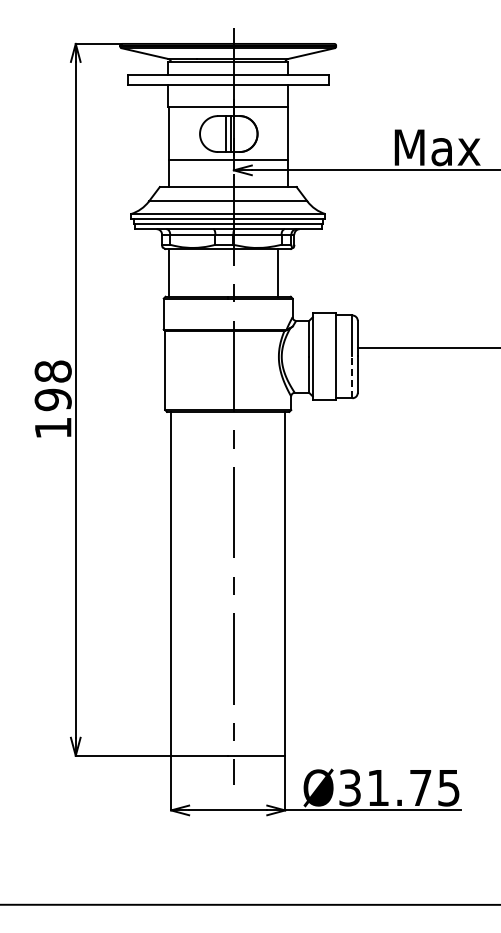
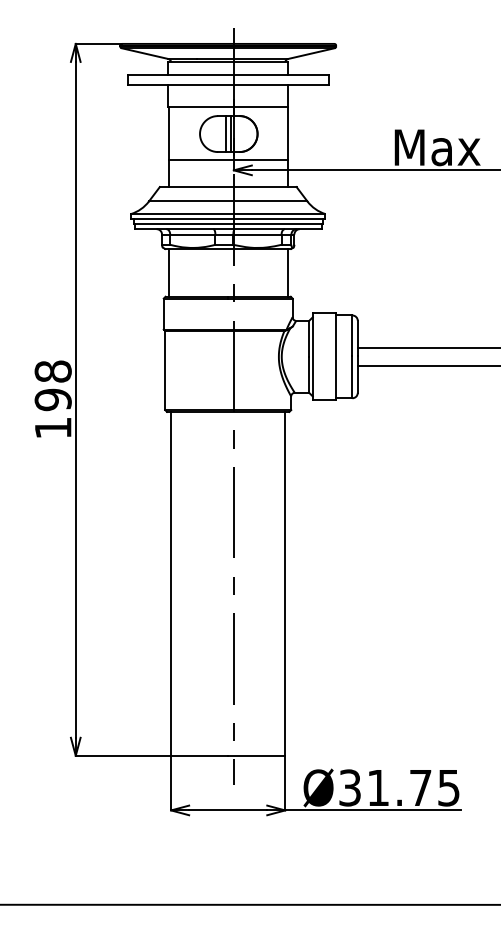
line position: (277, 272) -> (287, 272) (287, 272)
line: none -> present (427, 365)
line: dashed -> solid (352, 376)
